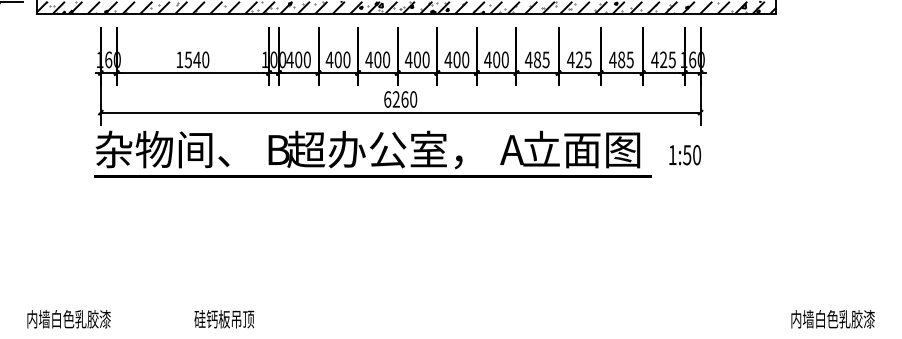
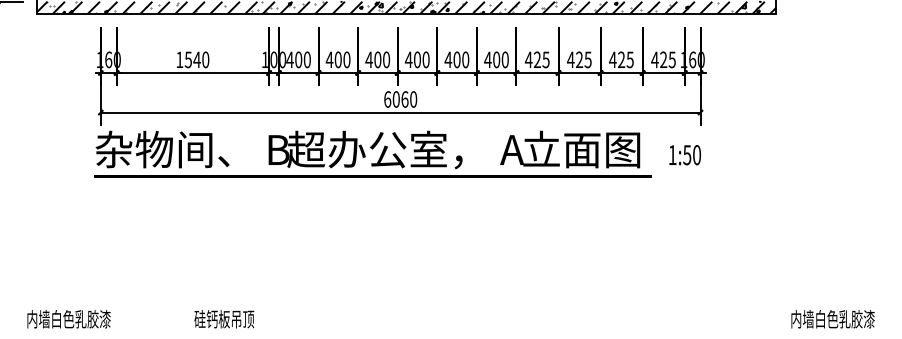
text: 485 -> 425 (537, 59)
text: 485 -> 425 (621, 59)
text: 6260 -> 6060 (395, 99)
